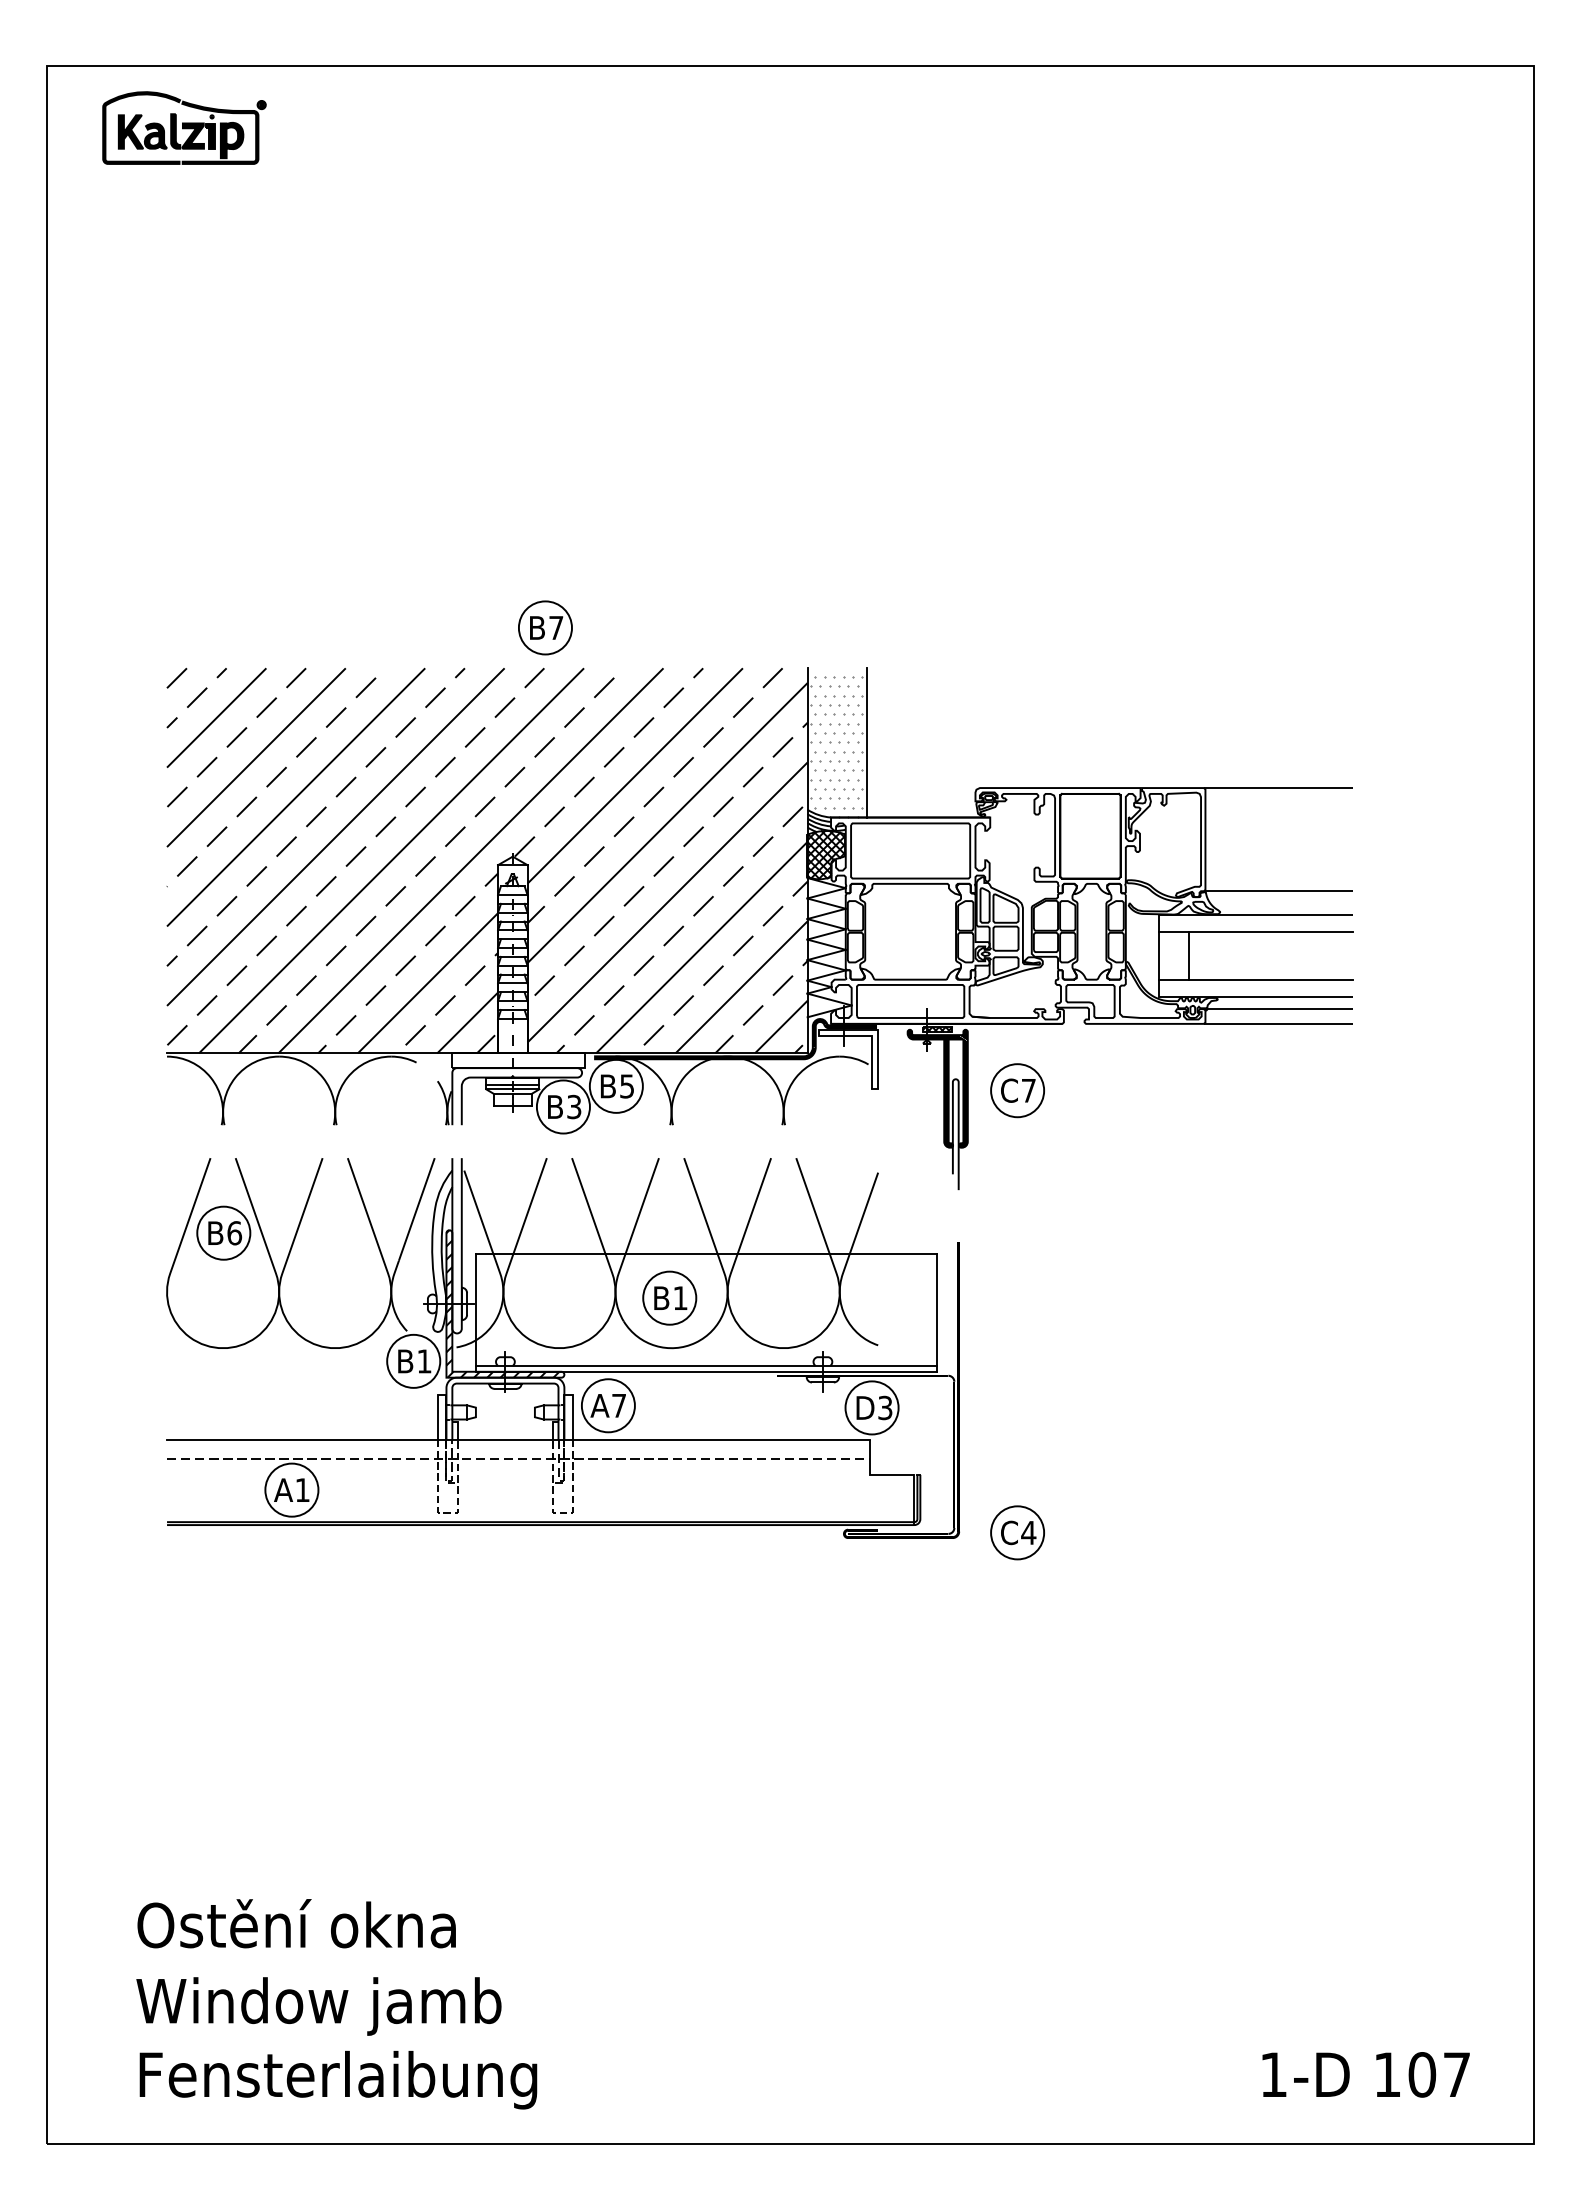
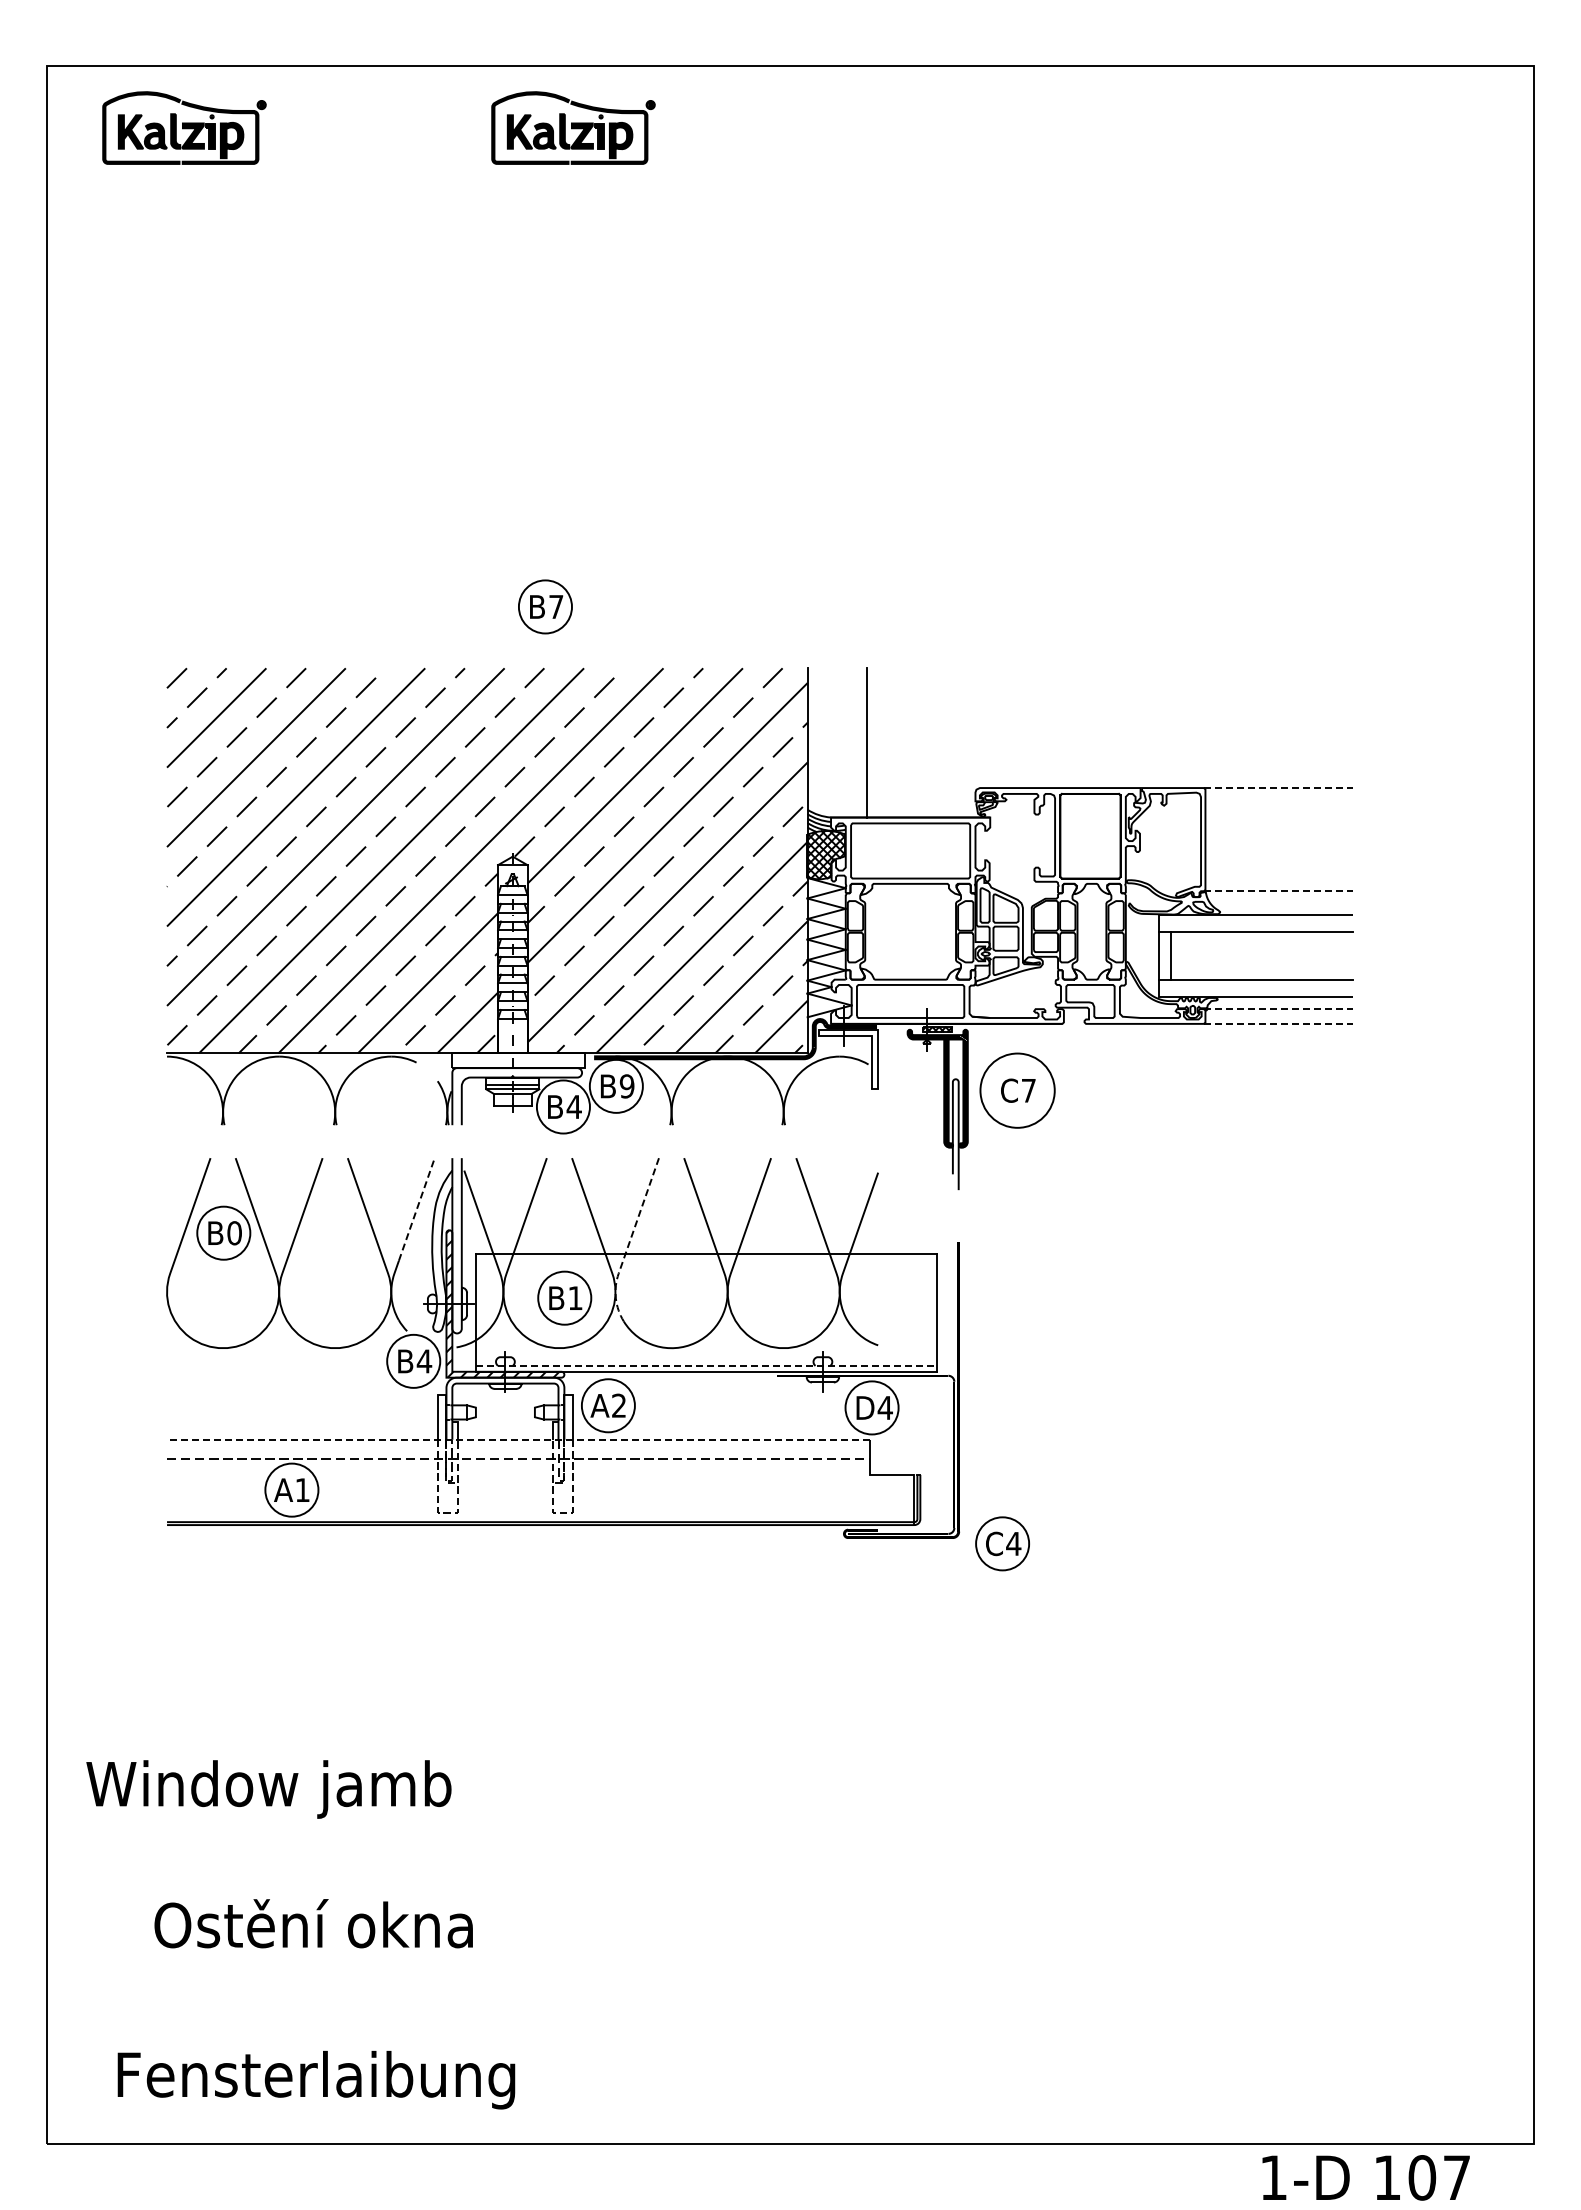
part: none -> present (573, 127)
part position: (545, 627) -> (545, 606) (545, 606)
hatch: present -> none (836, 746)
line: solid -> dashed (1278, 788)
line: solid -> dashed (1278, 891)
line position: (1188, 955) -> (1170, 955) (1170, 955)
line: solid -> dashed (1278, 1009)
line: solid -> dashed (1278, 1023)
text: B5 -> B9 (626, 1086)
circle diameter: 53 px -> 74 px (1017, 1090)
text: B3 -> B4 (573, 1106)
line: solid -> dashed (417, 1208)
text: B6 -> B0 (234, 1233)
line: solid -> dashed (628, 1245)
part position: (669, 1297) -> (564, 1297) (564, 1297)
text: B1 -> B4 (424, 1361)
line: solid -> dashed (706, 1365)
text: A7 -> A2 (618, 1405)
text: D3 -> D4 (884, 1407)
line: solid -> dashed (518, 1439)
part position: (1017, 1532) -> (1002, 1543) (1002, 1543)
text position: (296, 1923) -> (313, 1923) (313, 1923)
text position: (318, 2006) -> (268, 1789) (268, 1789)
text position: (1365, 2074) -> (1365, 2177) (1365, 2177)
text position: (338, 2080) -> (316, 2080) (316, 2080)
